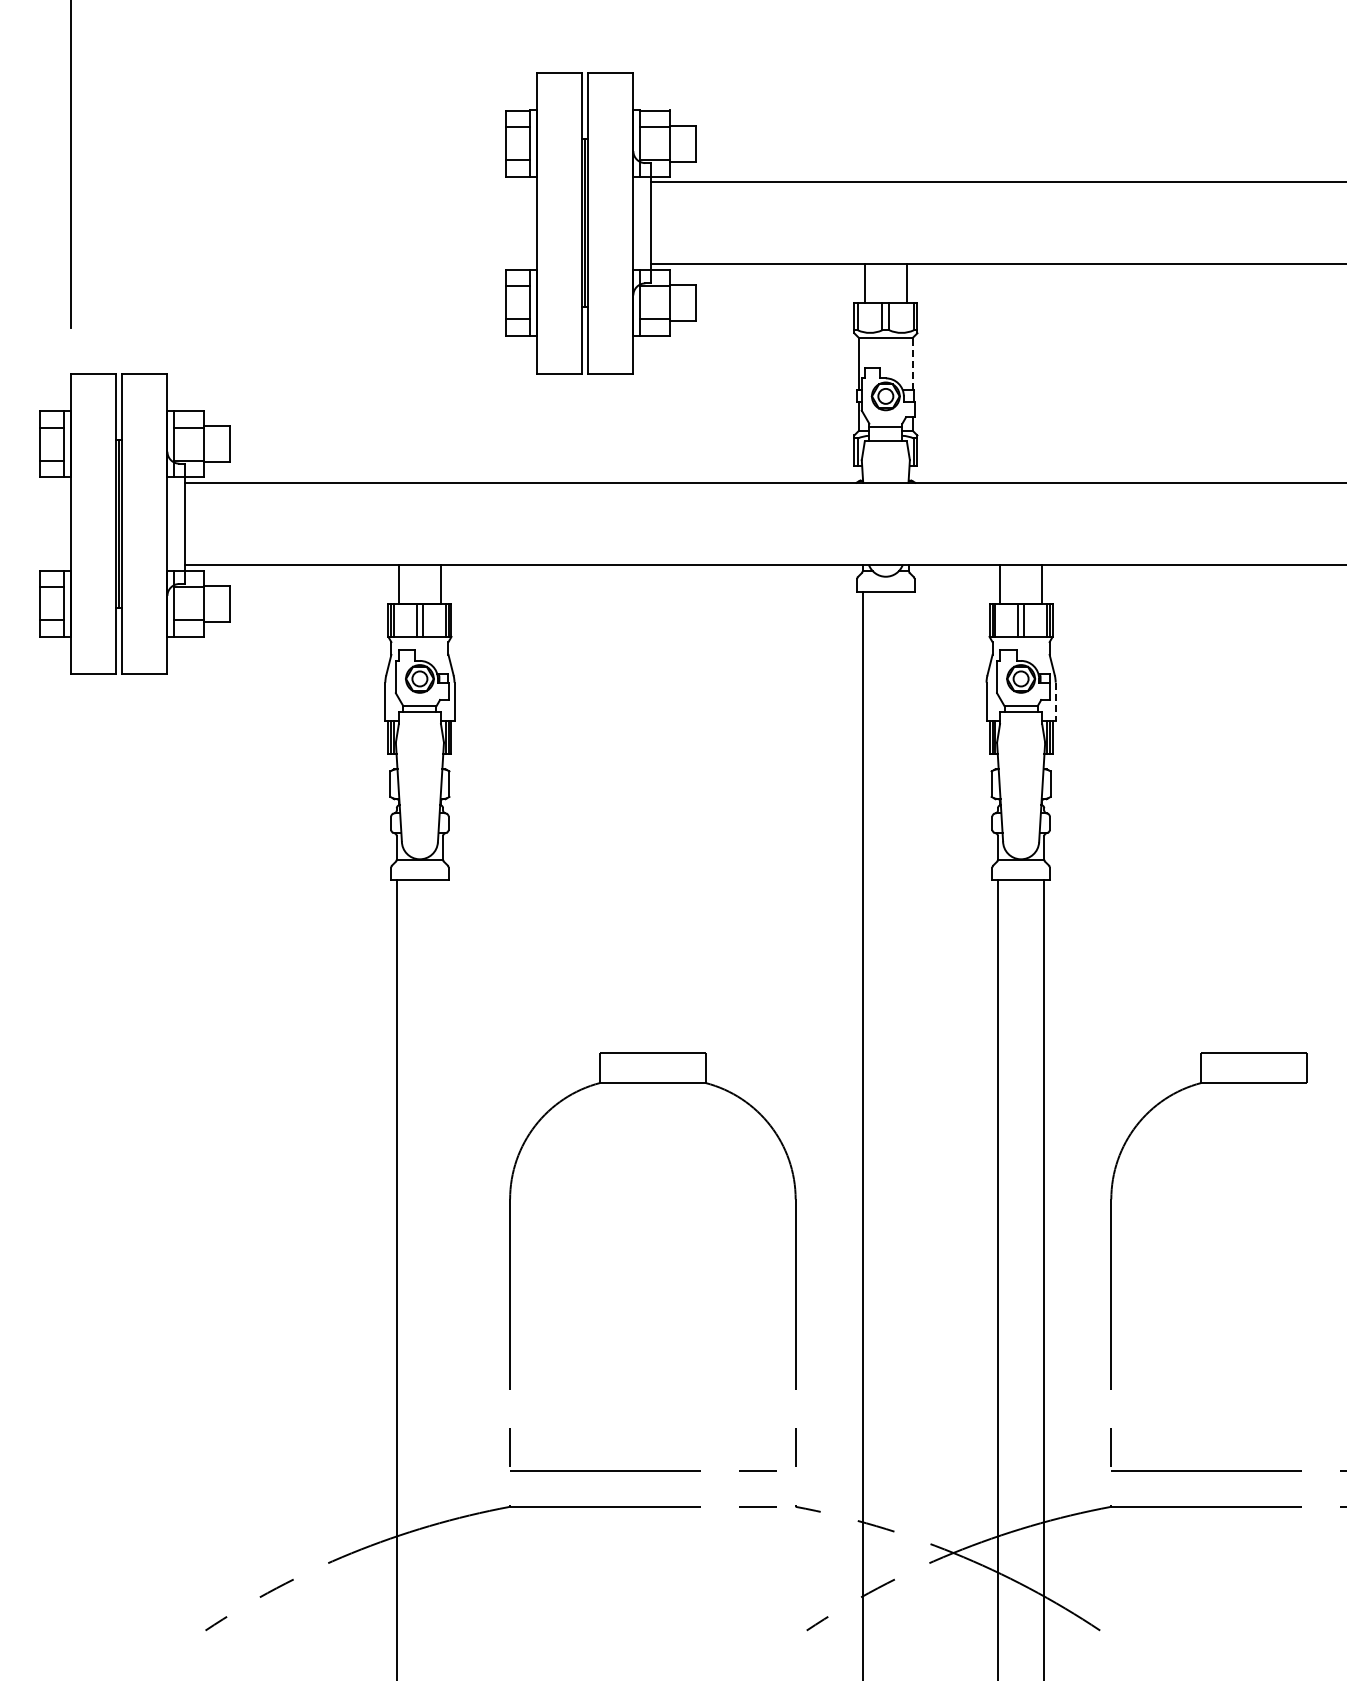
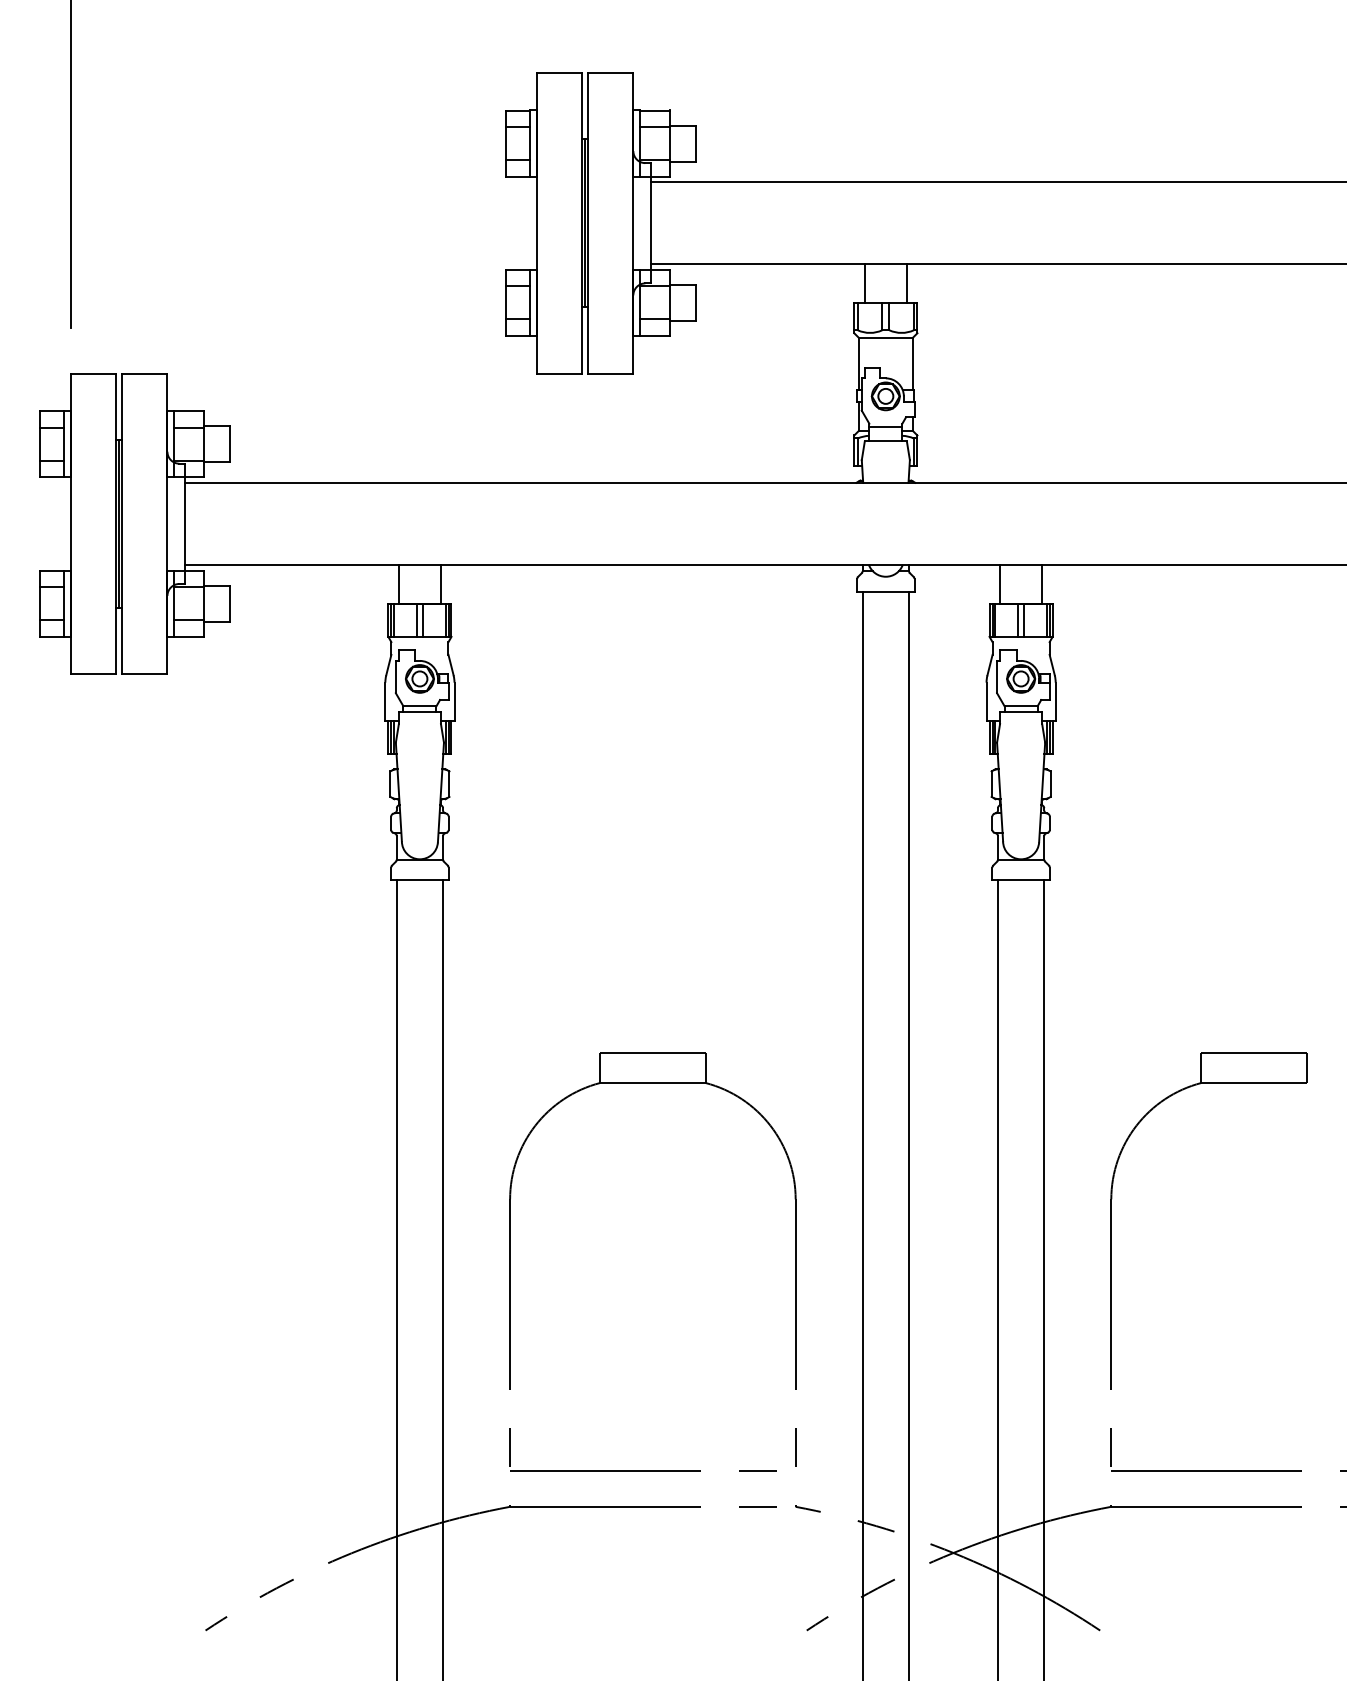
line: dashed -> solid (912, 363)
line: dashed -> solid (1055, 702)
line: none -> present (909, 1134)
line: none -> present (443, 1278)
